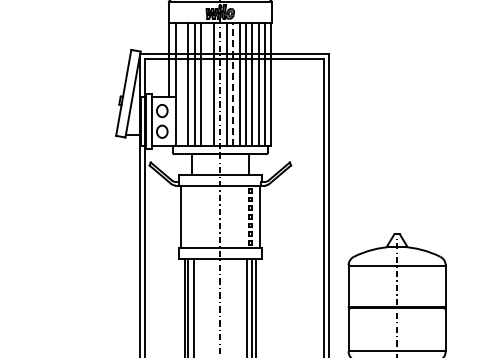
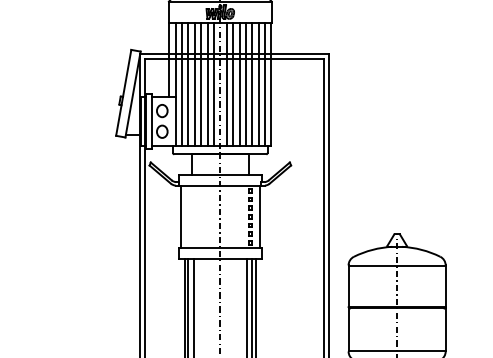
line: none -> present (182, 84)
line: none -> present (207, 84)
line: dashed -> solid (233, 84)
